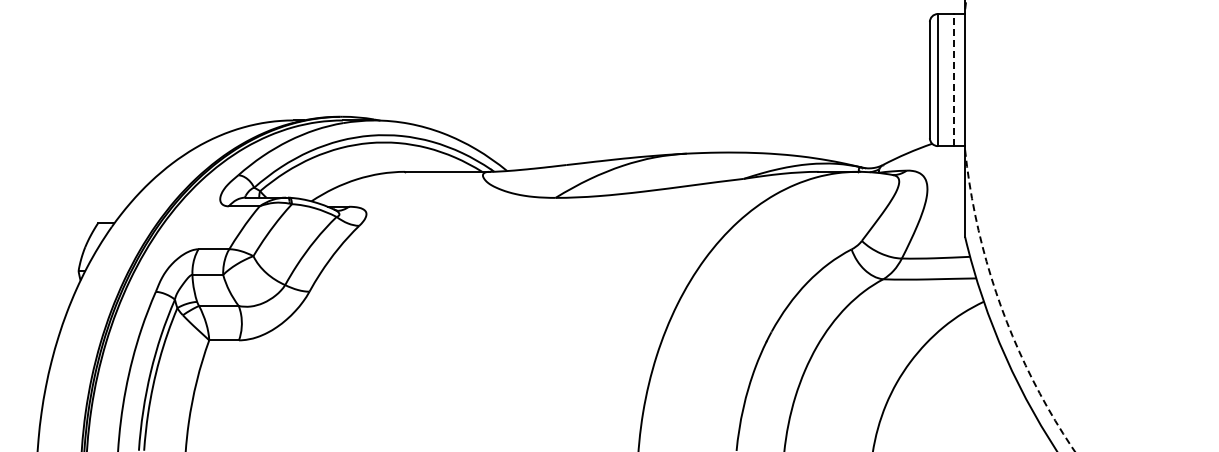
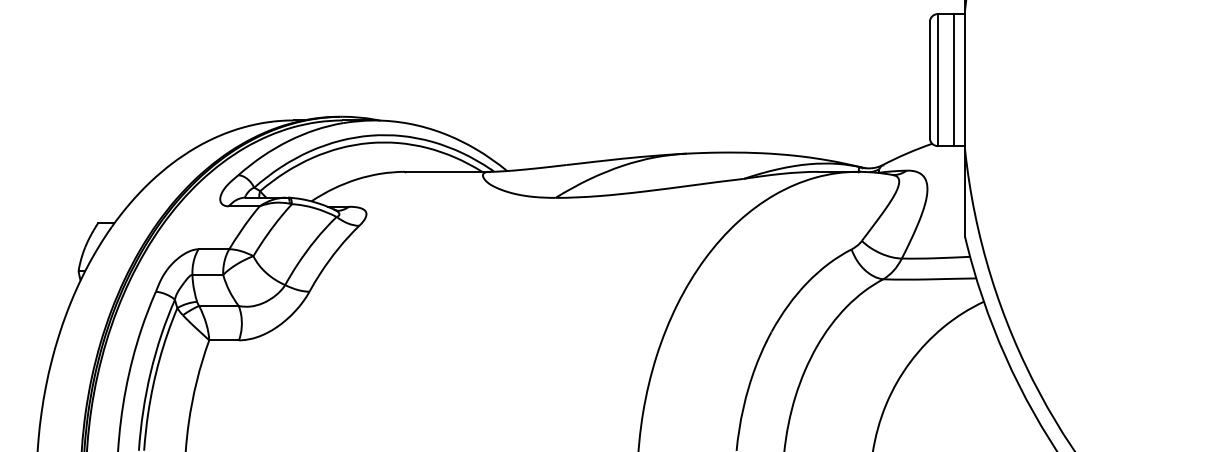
line: dashed -> solid (954, 79)
arc: dashed -> solid (1003, 311)
